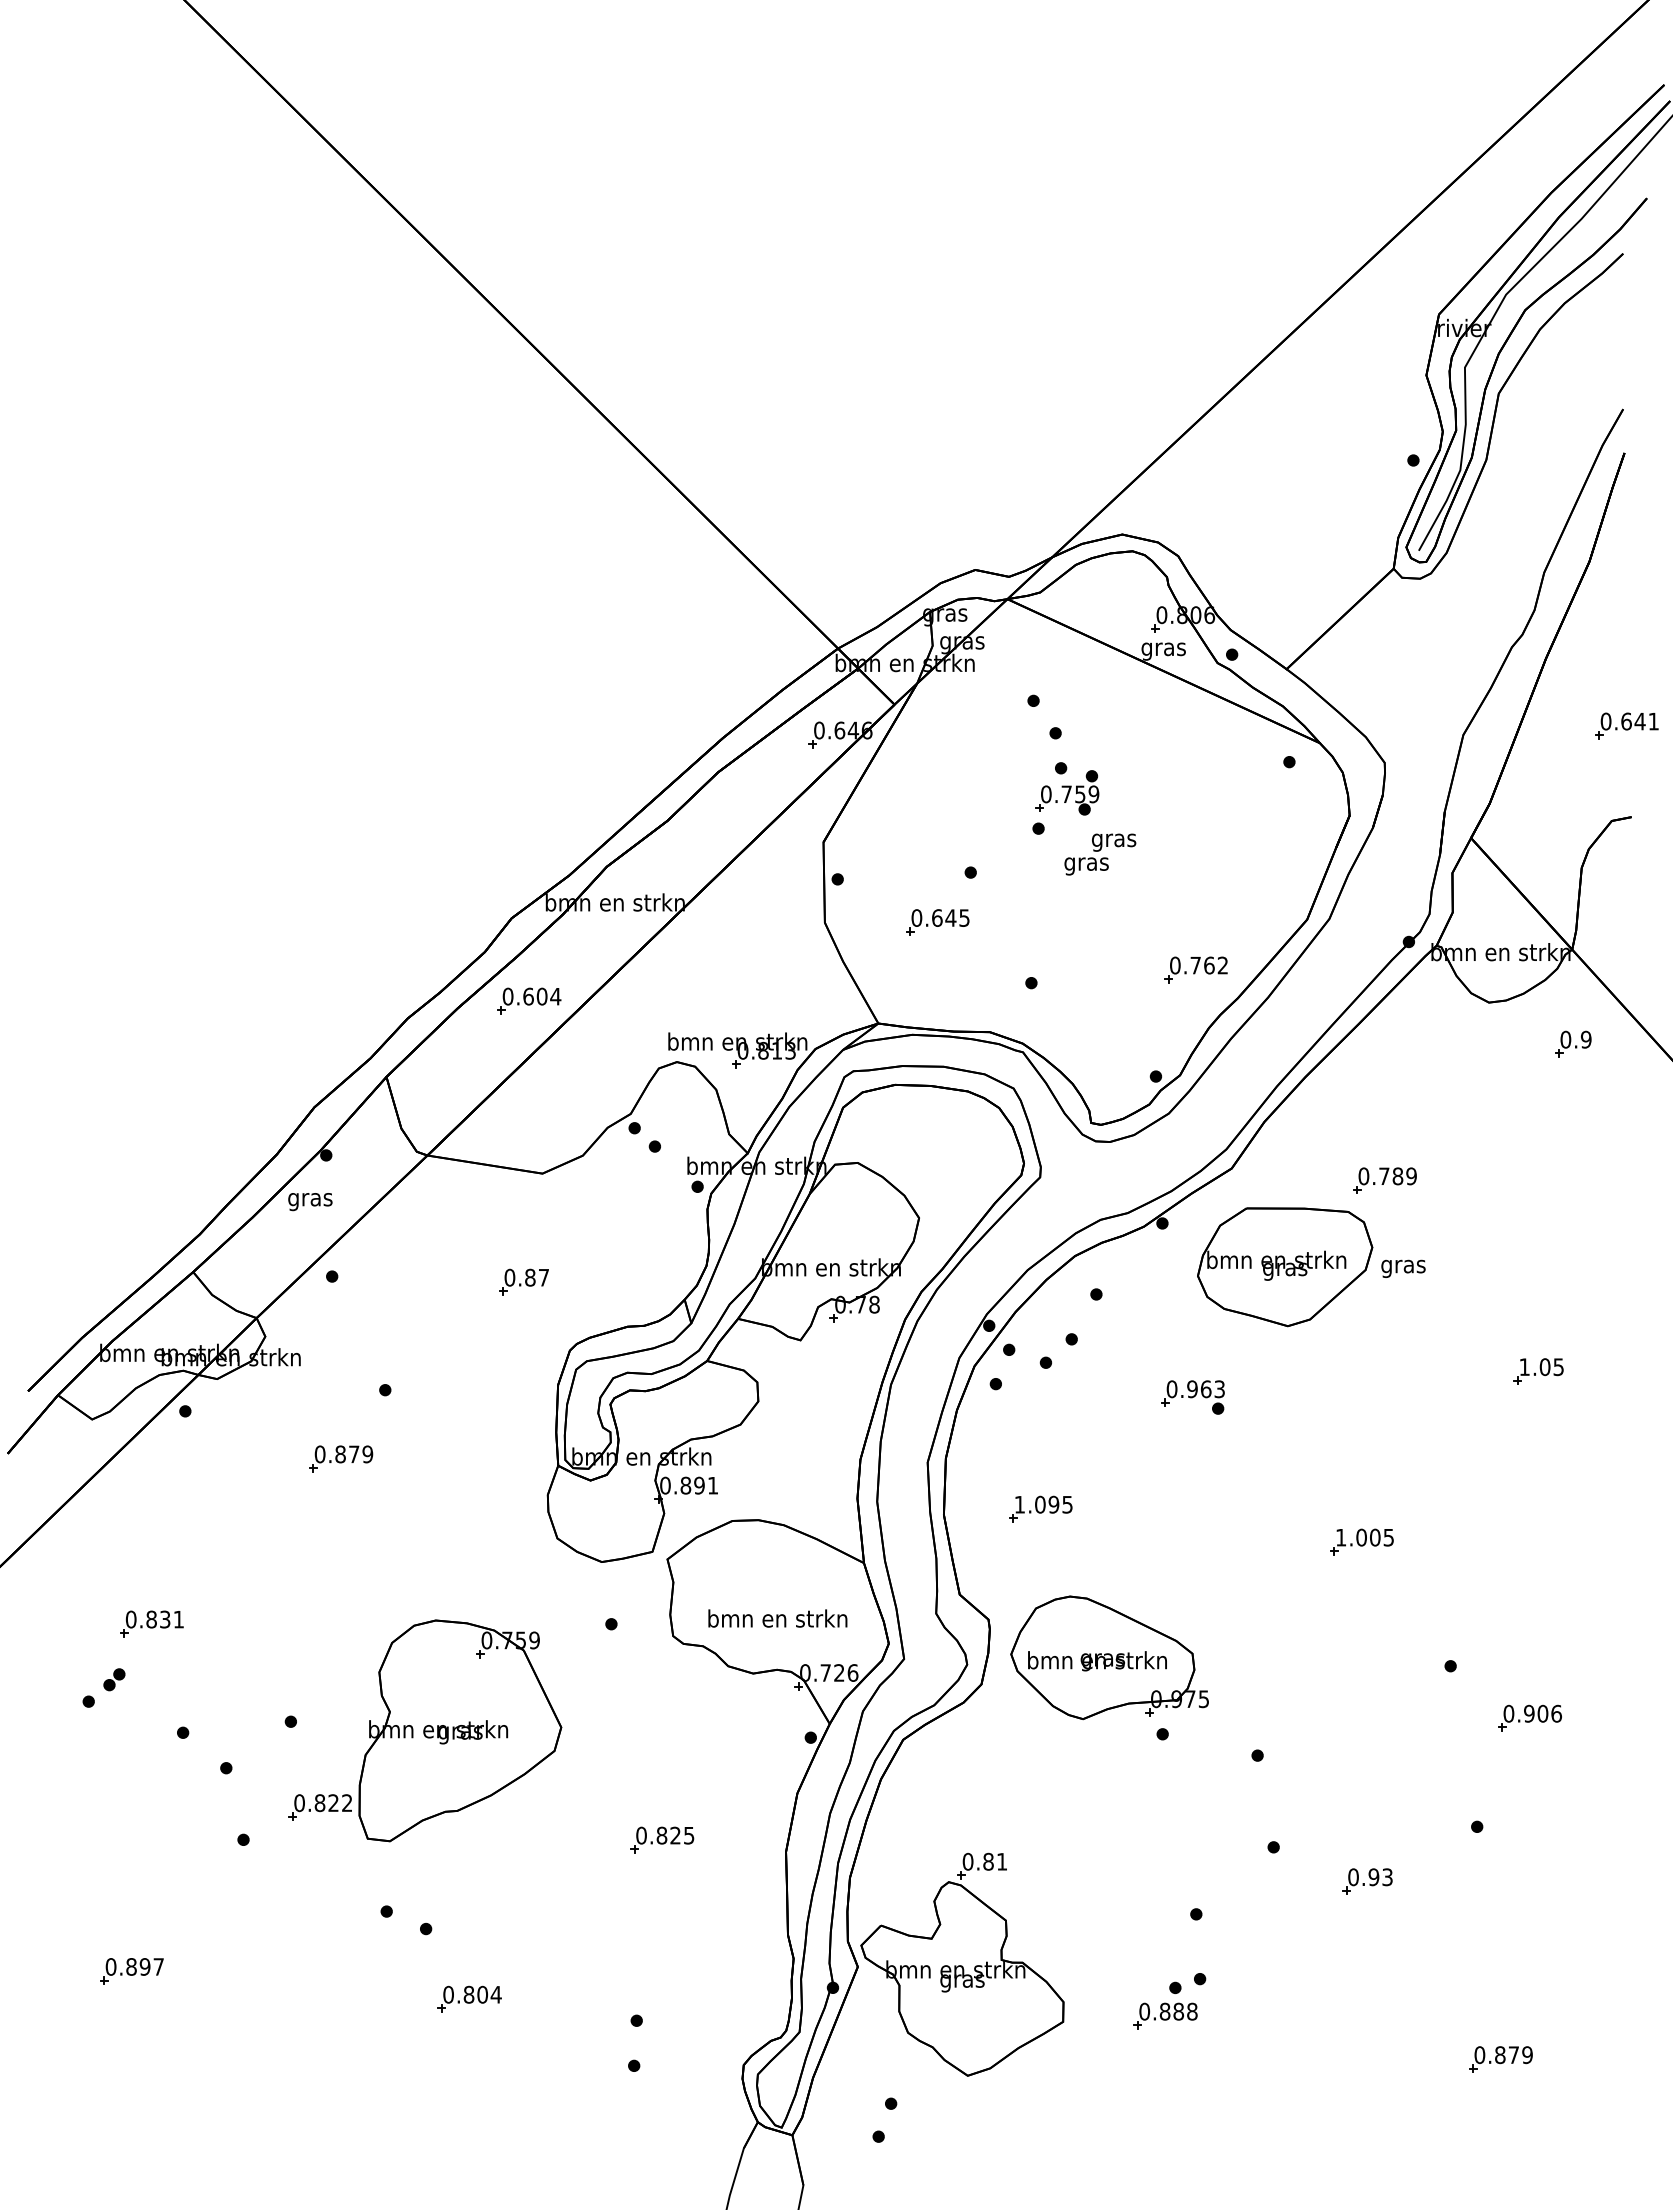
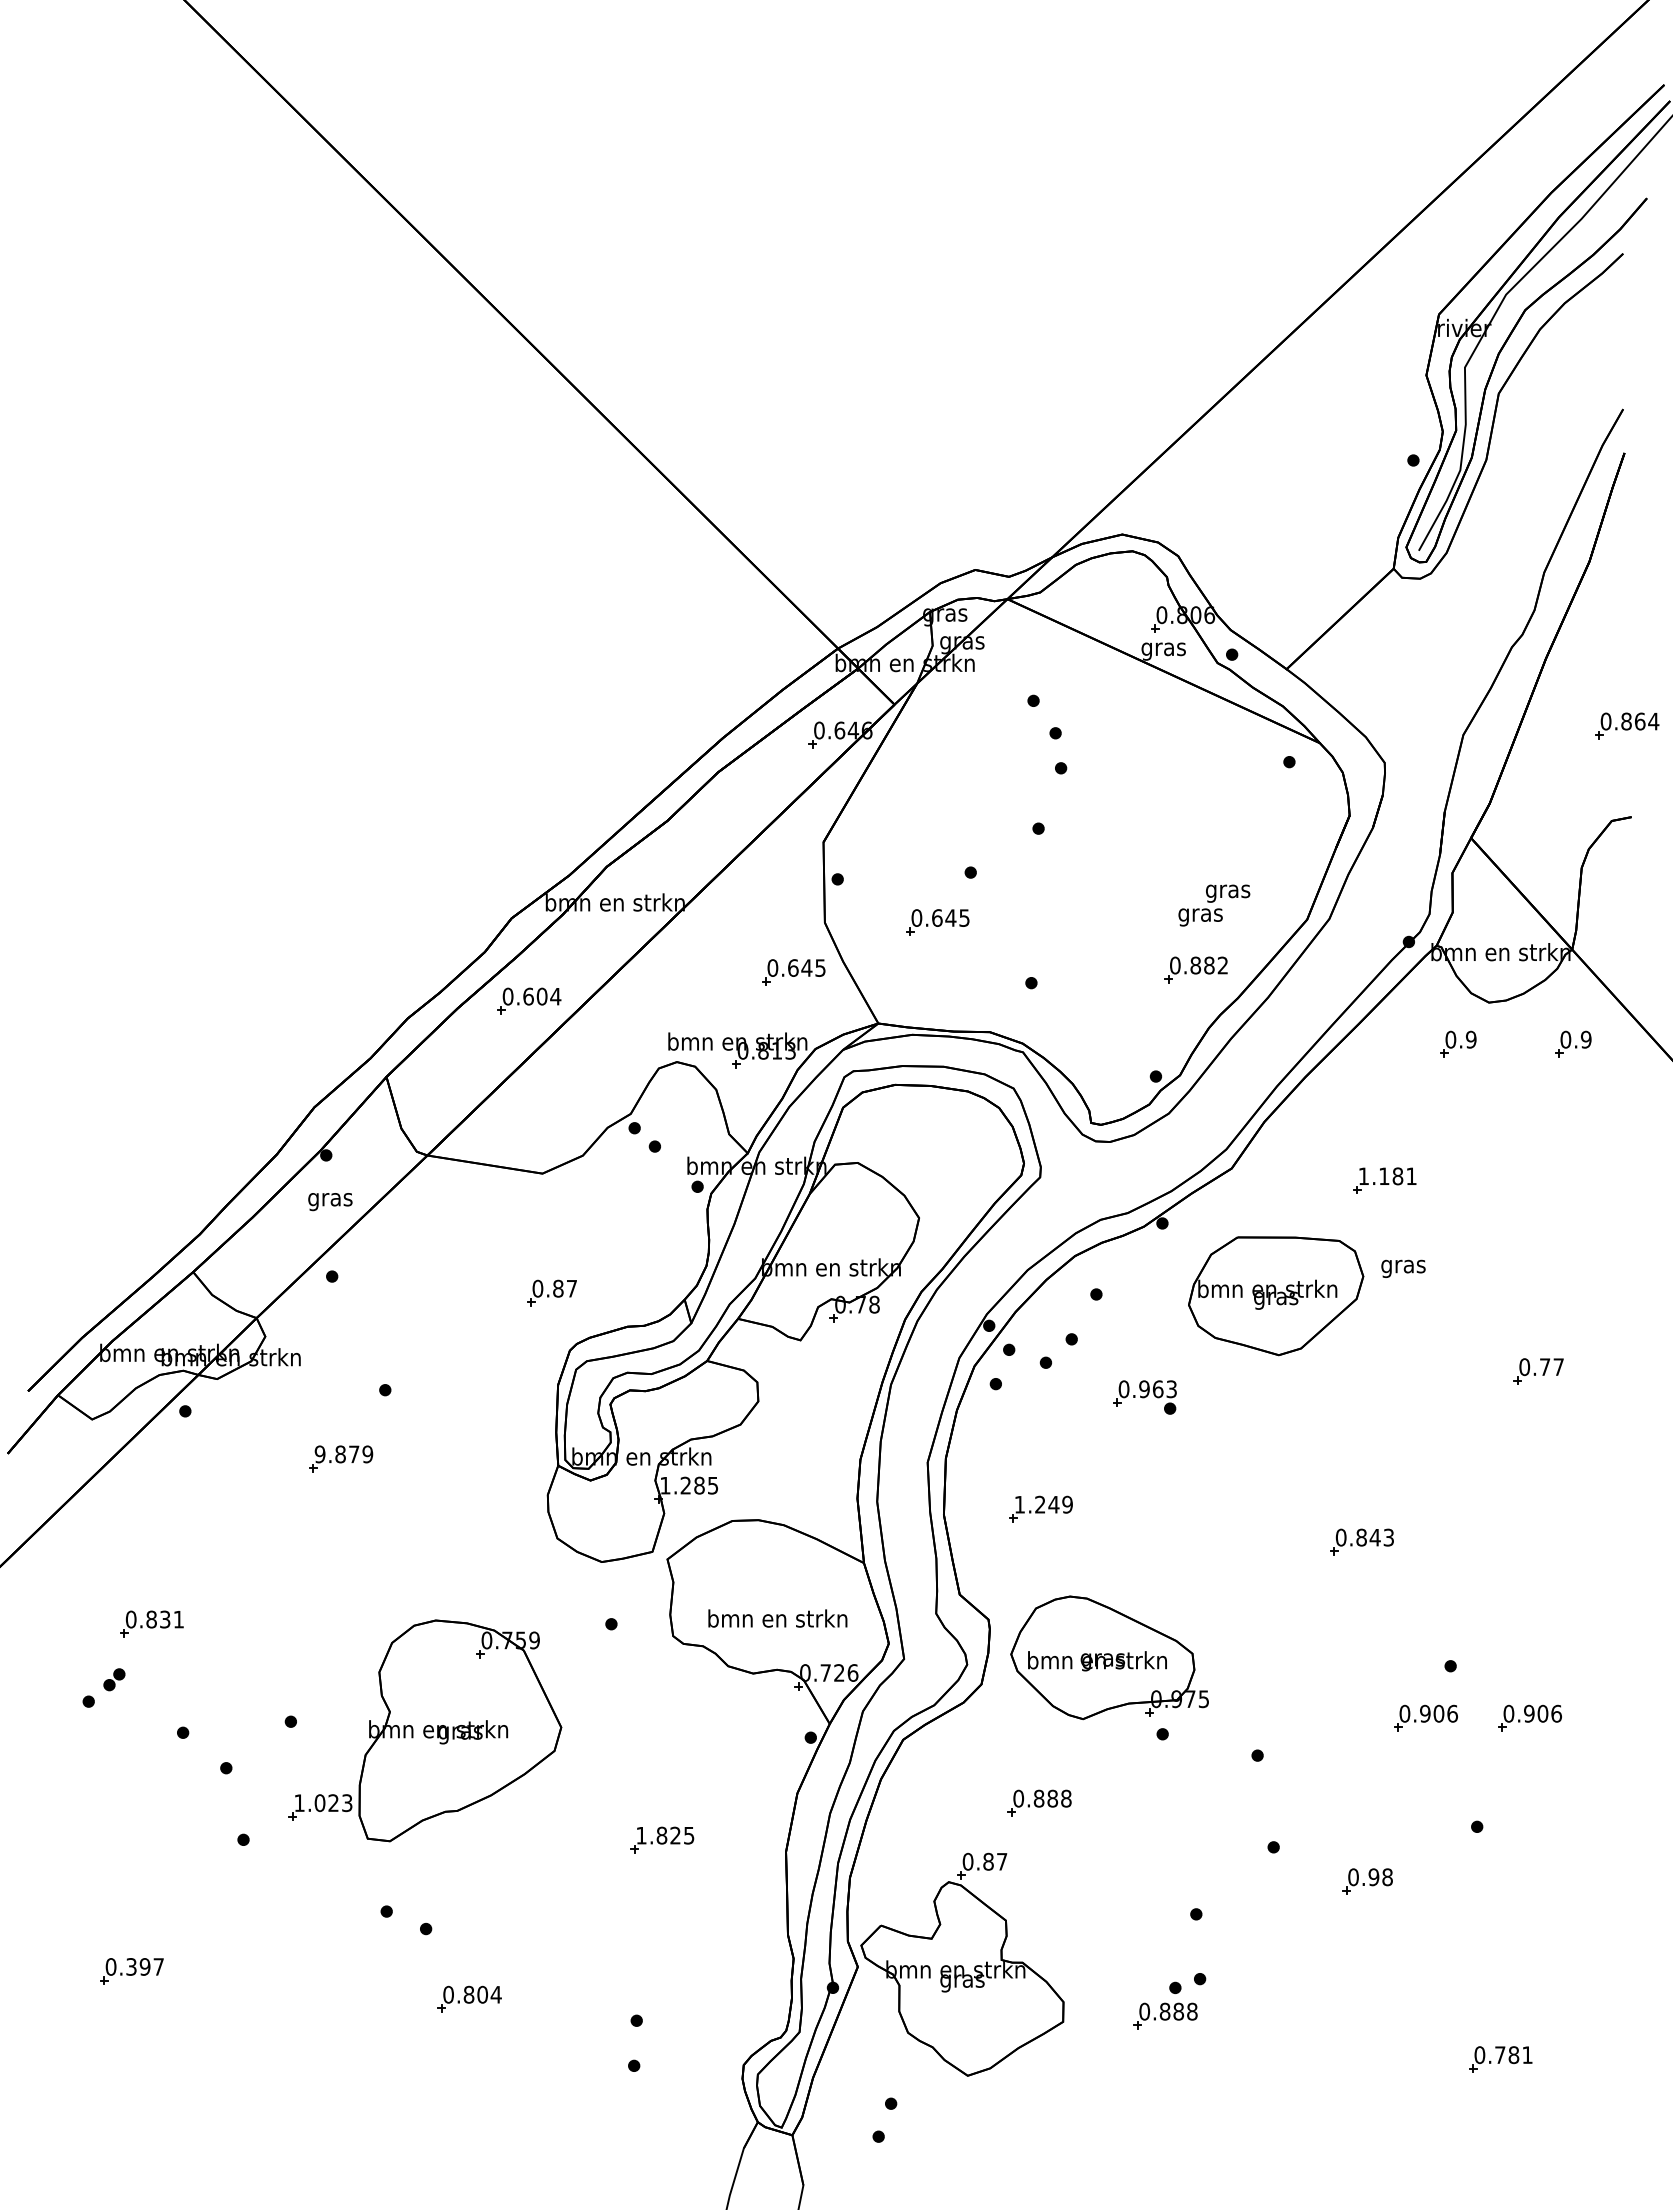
text: 0.641 -> 0.864 (1640, 721)
part: present -> none (1067, 792)
text position: (1100, 854) -> (1214, 905) (1214, 905)
text: 0.762 -> 0.882 (1202, 965)
part: none -> present (793, 972)
part: none -> present (1458, 1043)
text: 0.789 -> 1.181 (1387, 1176)
text position: (310, 1202) -> (330, 1202) (330, 1202)
part position: (1285, 1267) -> (1276, 1296) (1276, 1296)
part position: (523, 1281) -> (551, 1292) (551, 1292)
text: 1.05 -> 0.77 (1541, 1367)
part position: (1192, 1397) -> (1144, 1397) (1144, 1397)
text: 0.879 -> 9.879 (319, 1454)
text: 0.891 -> 1.285 (689, 1485)
text: 1.095 -> 1.249 (1053, 1504)
text: 1.005 -> 0.843 (1364, 1537)
part: none -> present (1425, 1717)
part: none -> present (1039, 1802)
text: 0.822 -> 1.023 (323, 1803)
text: 0.825 -> 1.825 (641, 1835)
text: 0.81 -> 0.87 (1002, 1861)
text: 0.93 -> 0.98 (1387, 1877)
text: 0.897 -> 0.397 (131, 1966)
text: 0.879 -> 0.781 (1513, 2055)
